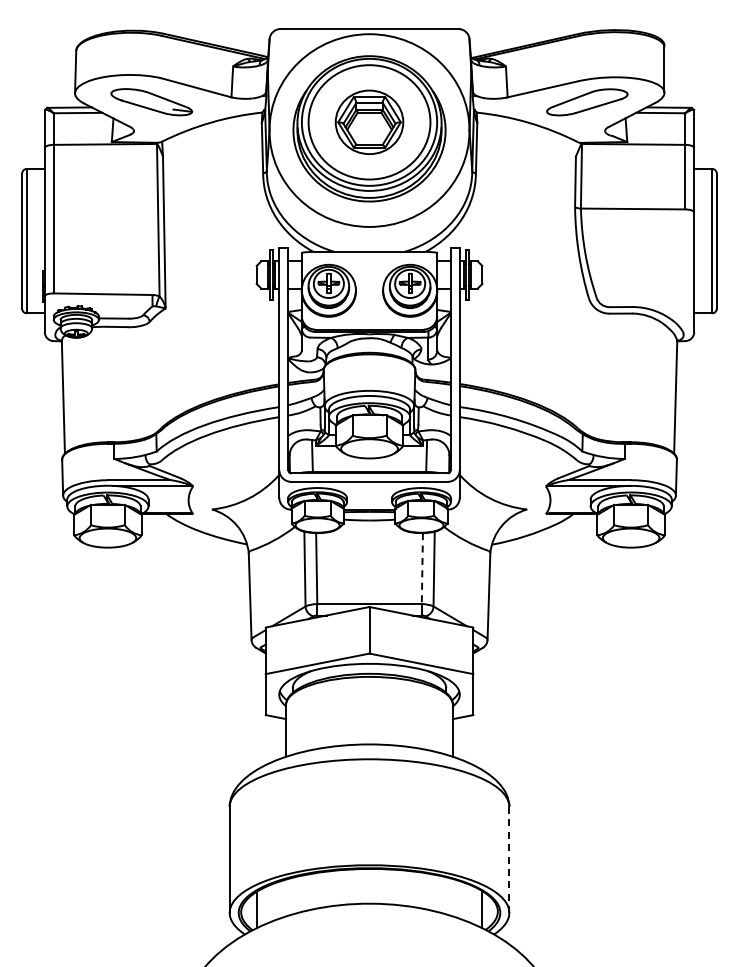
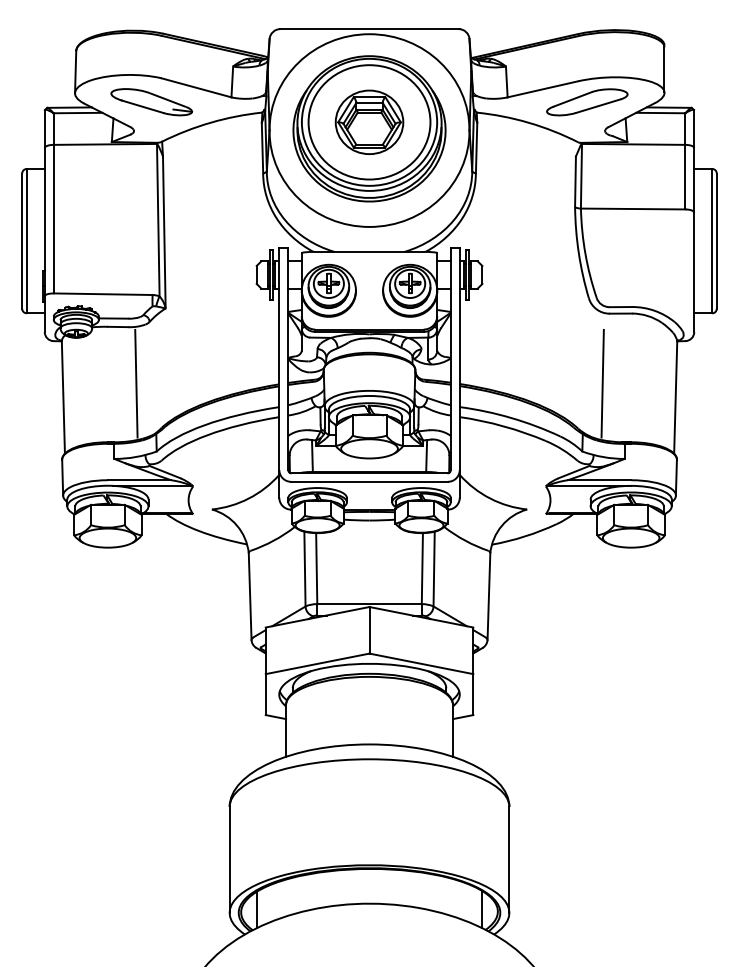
line: none -> present (136, 383)
line: none -> present (602, 383)
line: dashed -> solid (422, 568)
line: dashed -> solid (509, 859)
